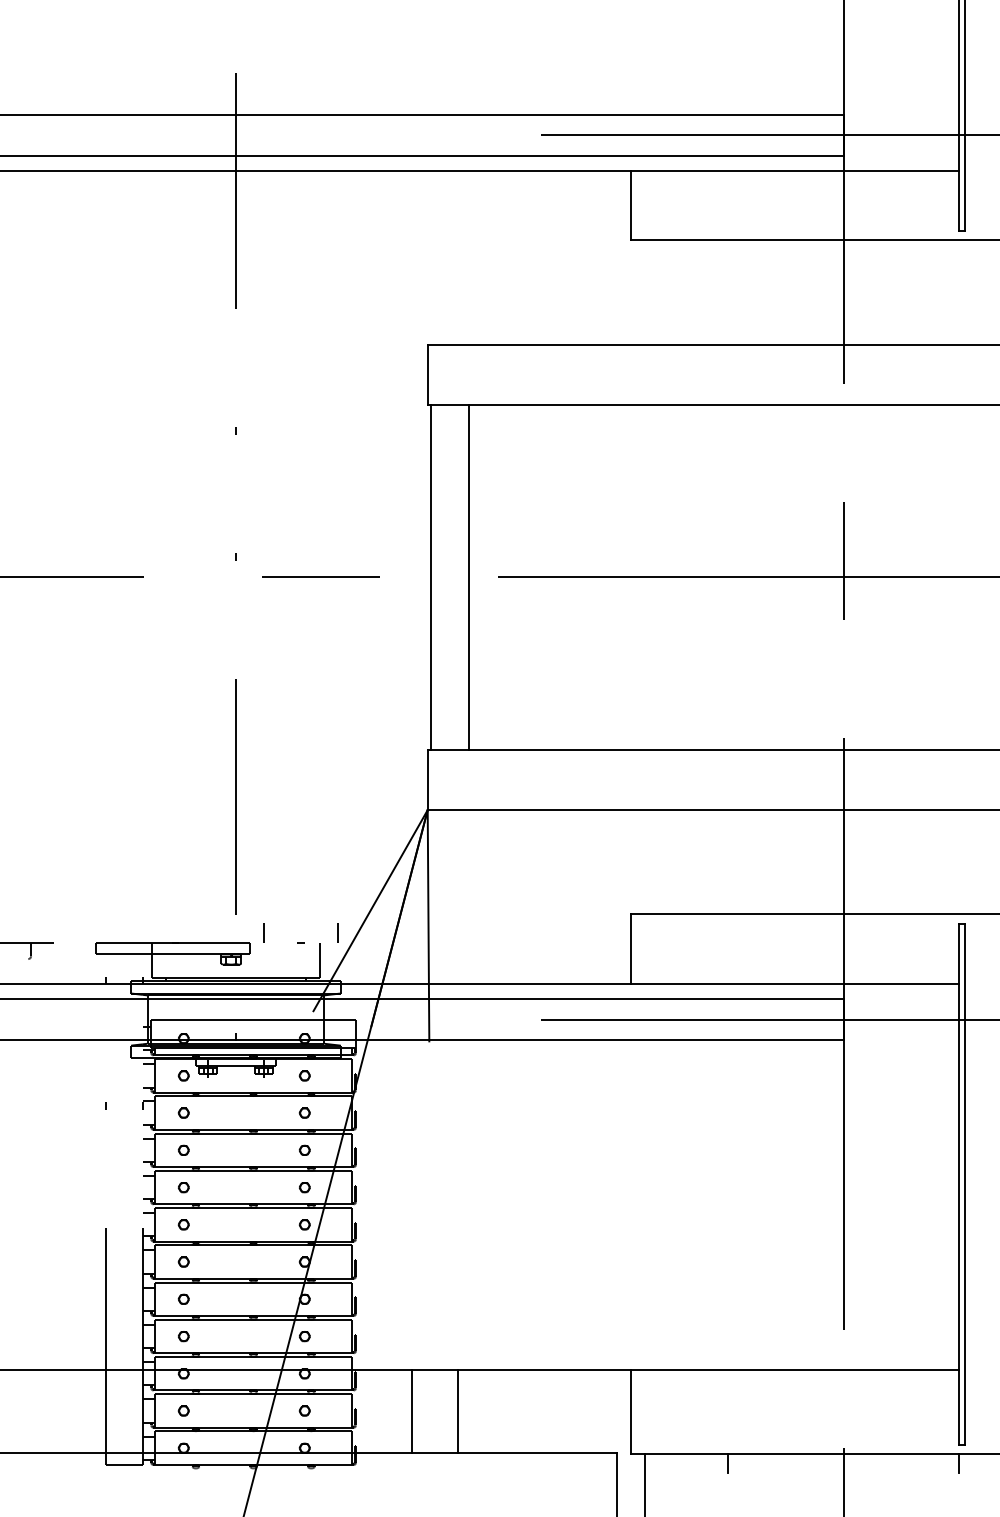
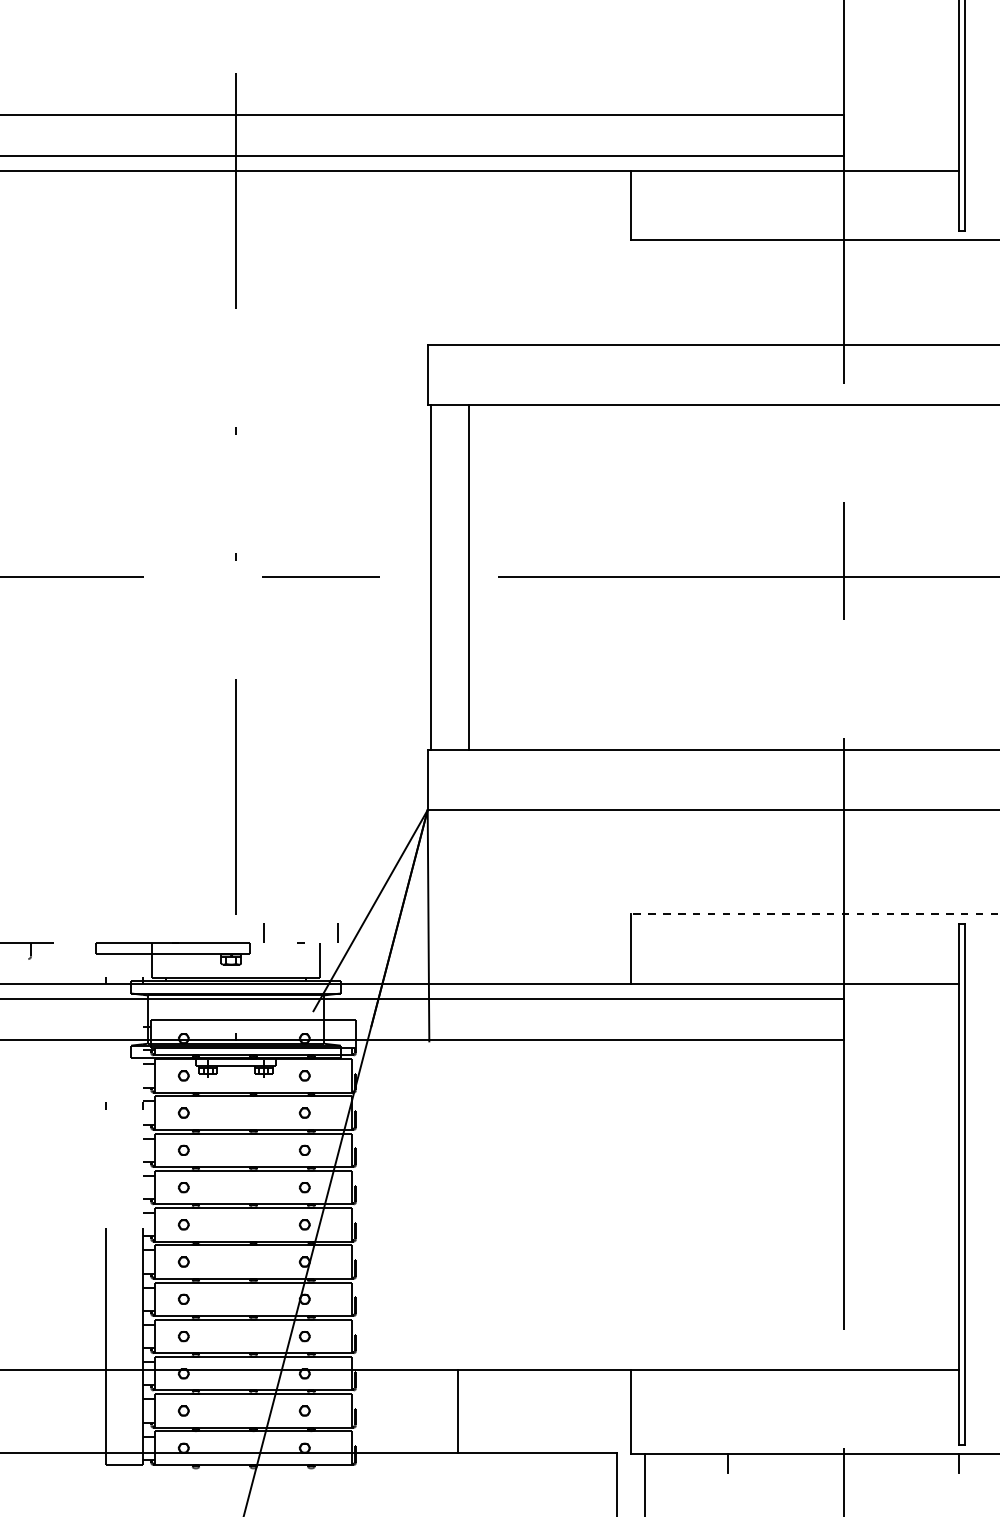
line: present -> none (768, 135)
line: solid -> dashed (814, 914)
line: present -> none (768, 1019)
line: present -> none (411, 1411)
